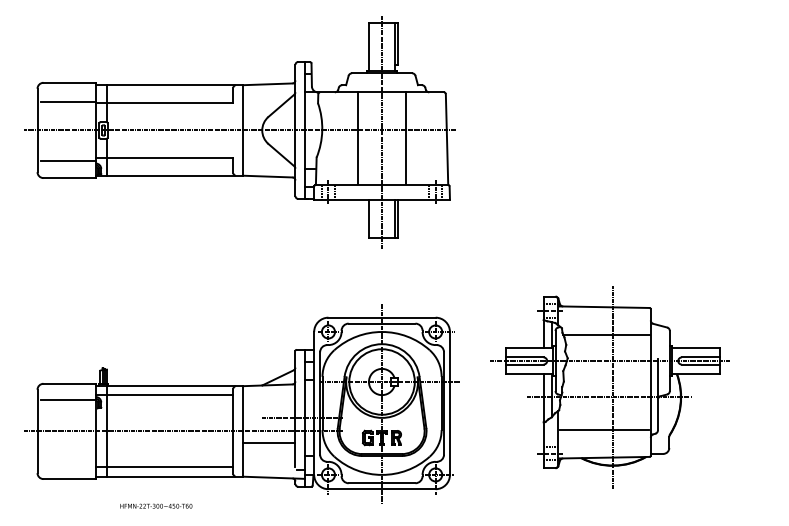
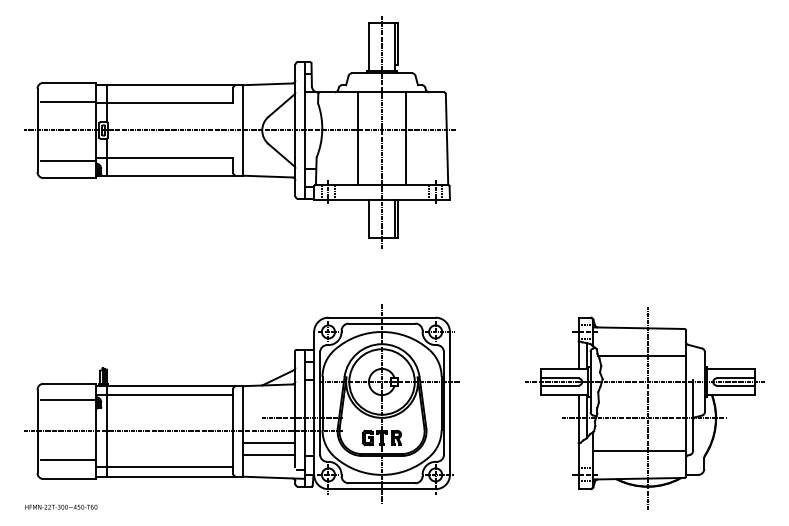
part position: (609, 387) -> (644, 408) (644, 408)
line: none -> present (269, 454)
line: none -> present (67, 460)
text position: (156, 505) -> (61, 506) (61, 506)
